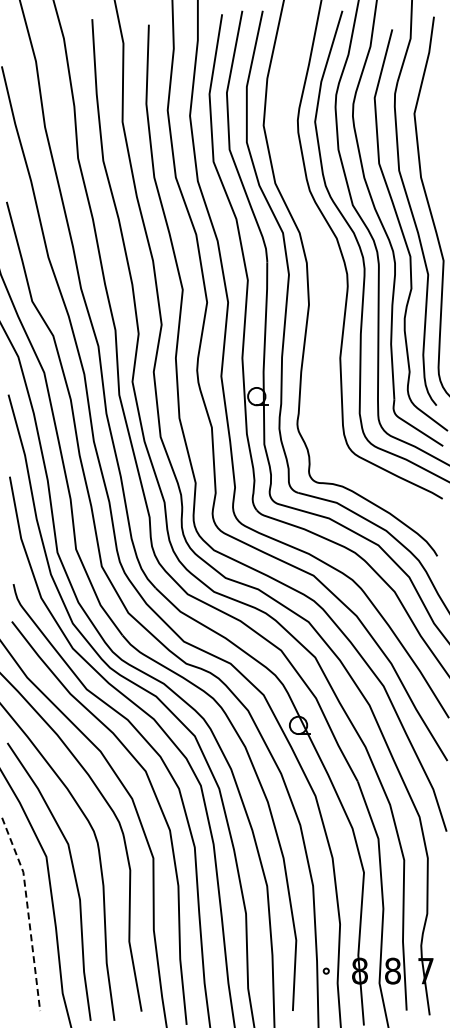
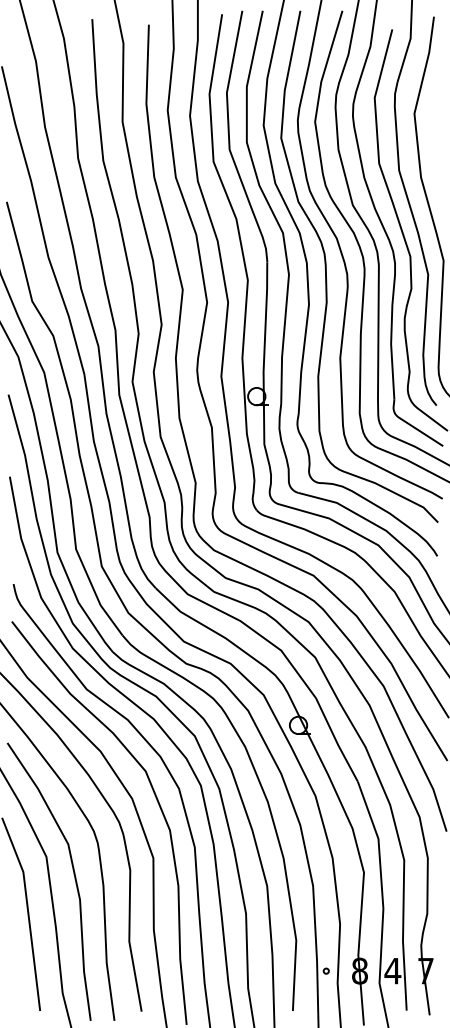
curve: none -> present (326, 266)
line: dashed -> solid (28, 912)
text: 8 -> 4 (392, 970)
